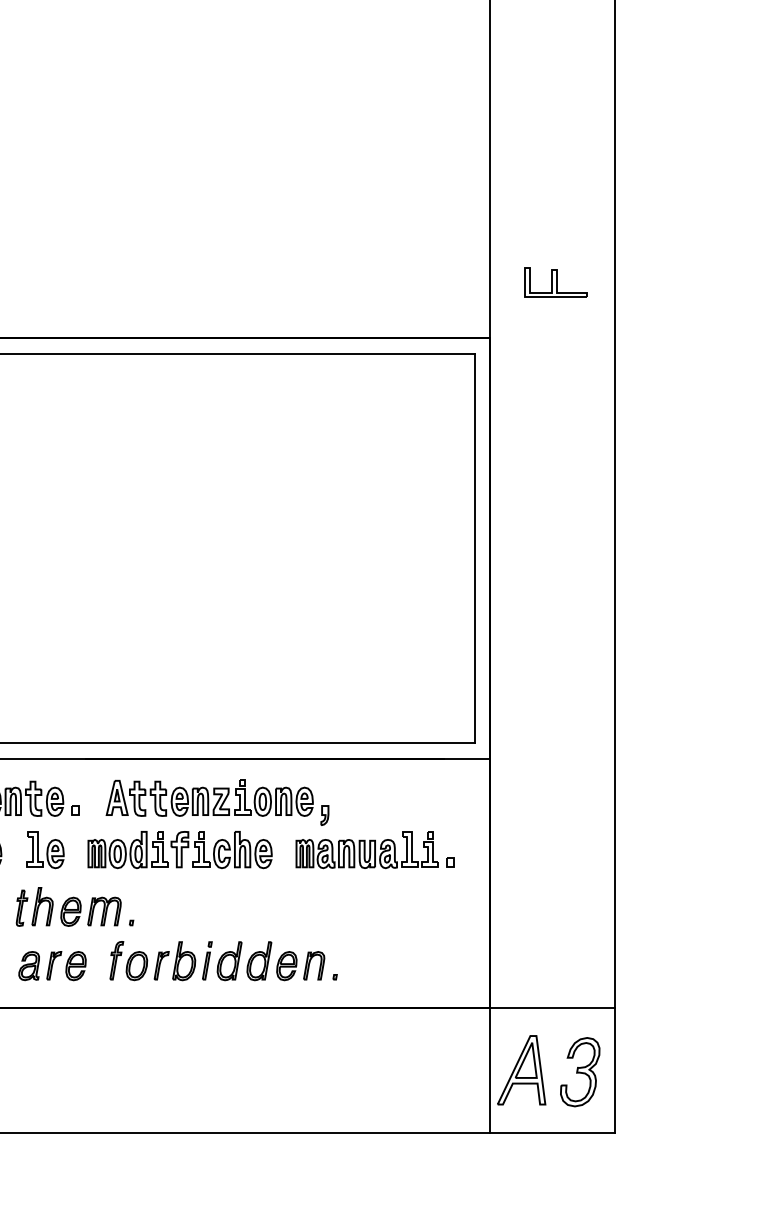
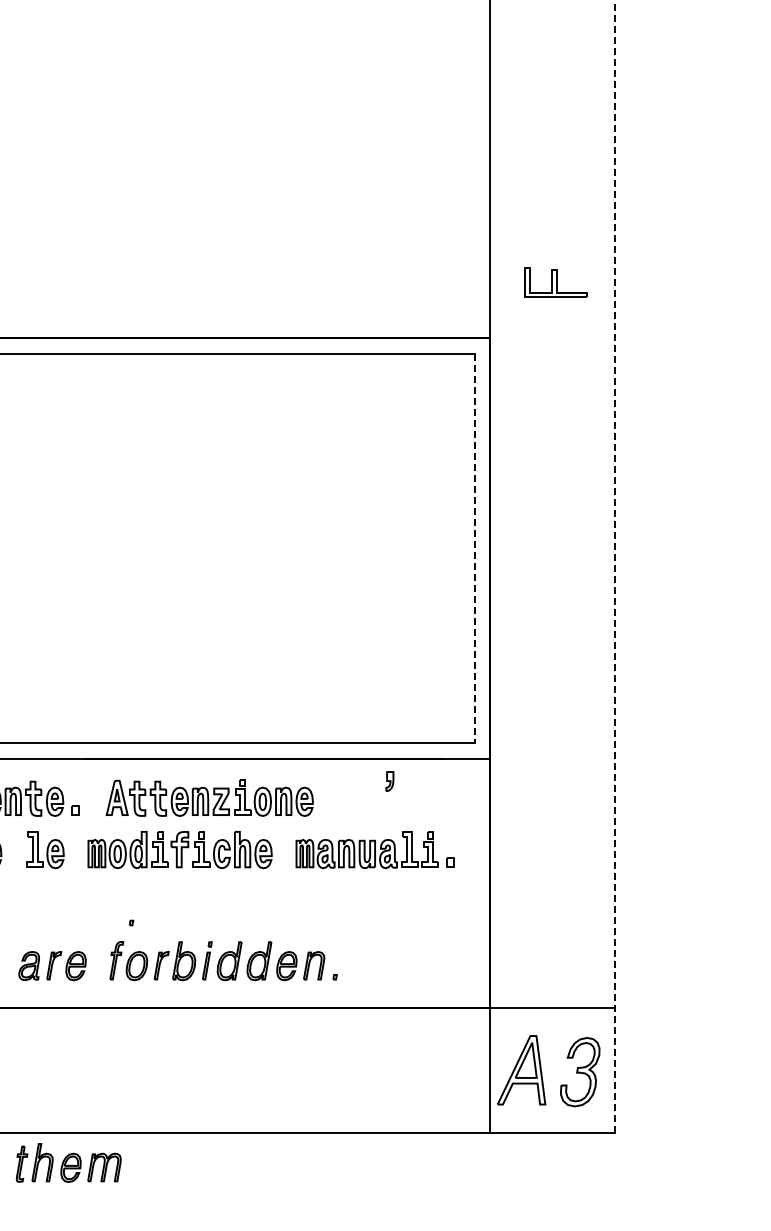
line: solid -> dashed (474, 548)
line: solid -> dashed (615, 565)
part position: (324, 815) -> (389, 781) (389, 781)
part position: (68, 906) -> (68, 1162) (68, 1162)
